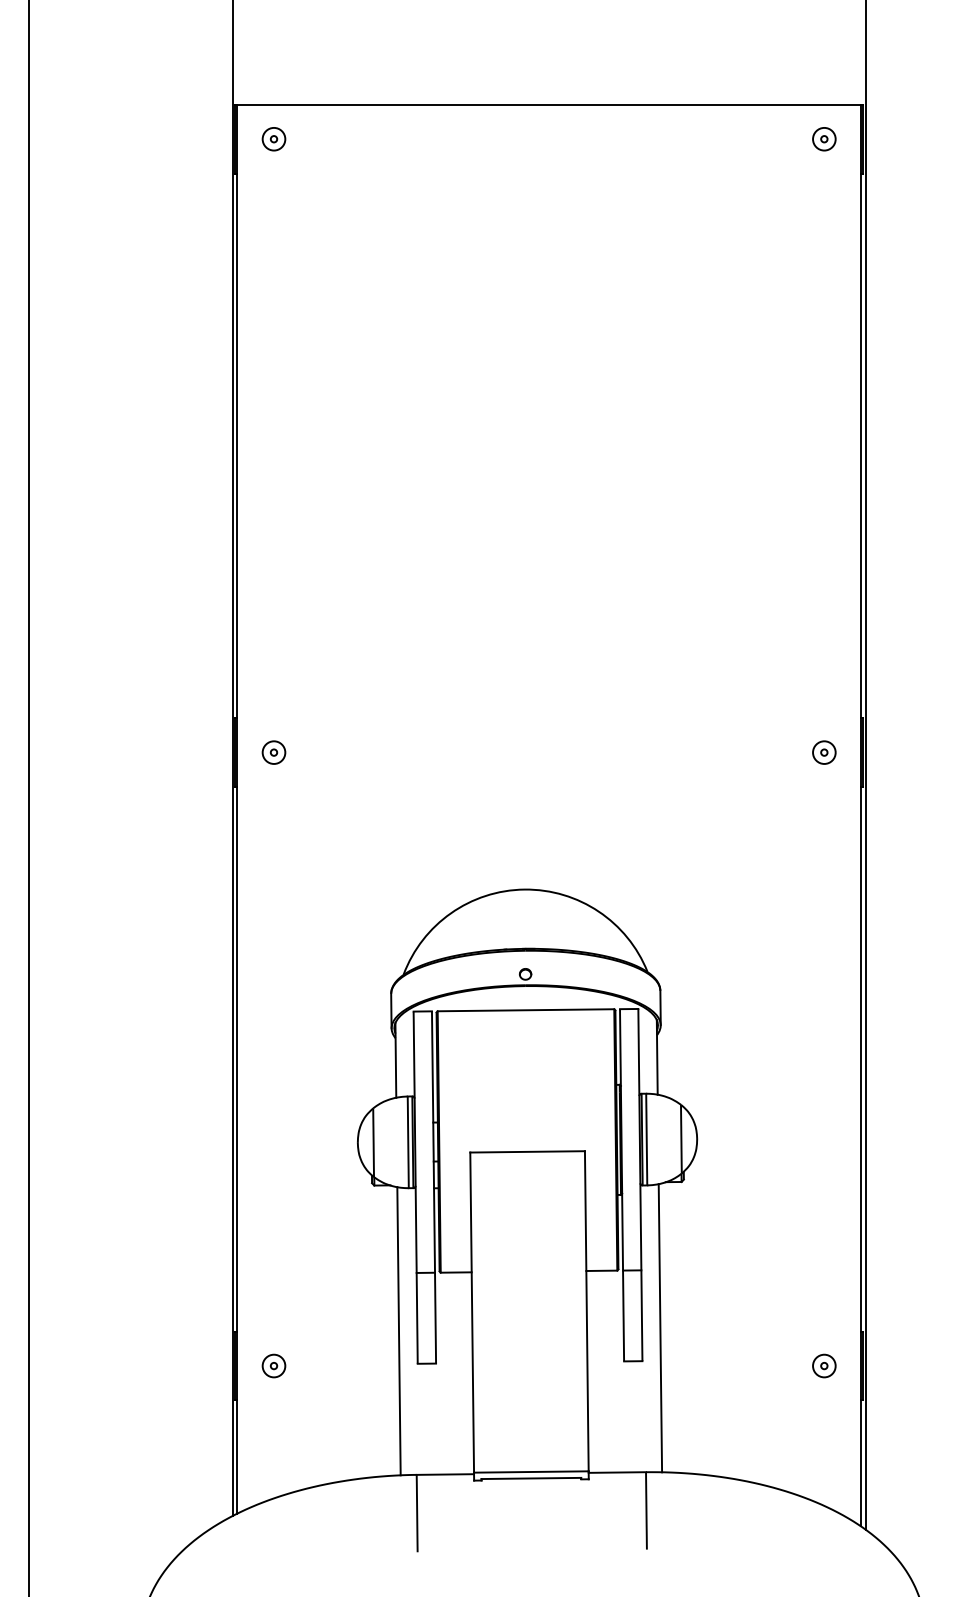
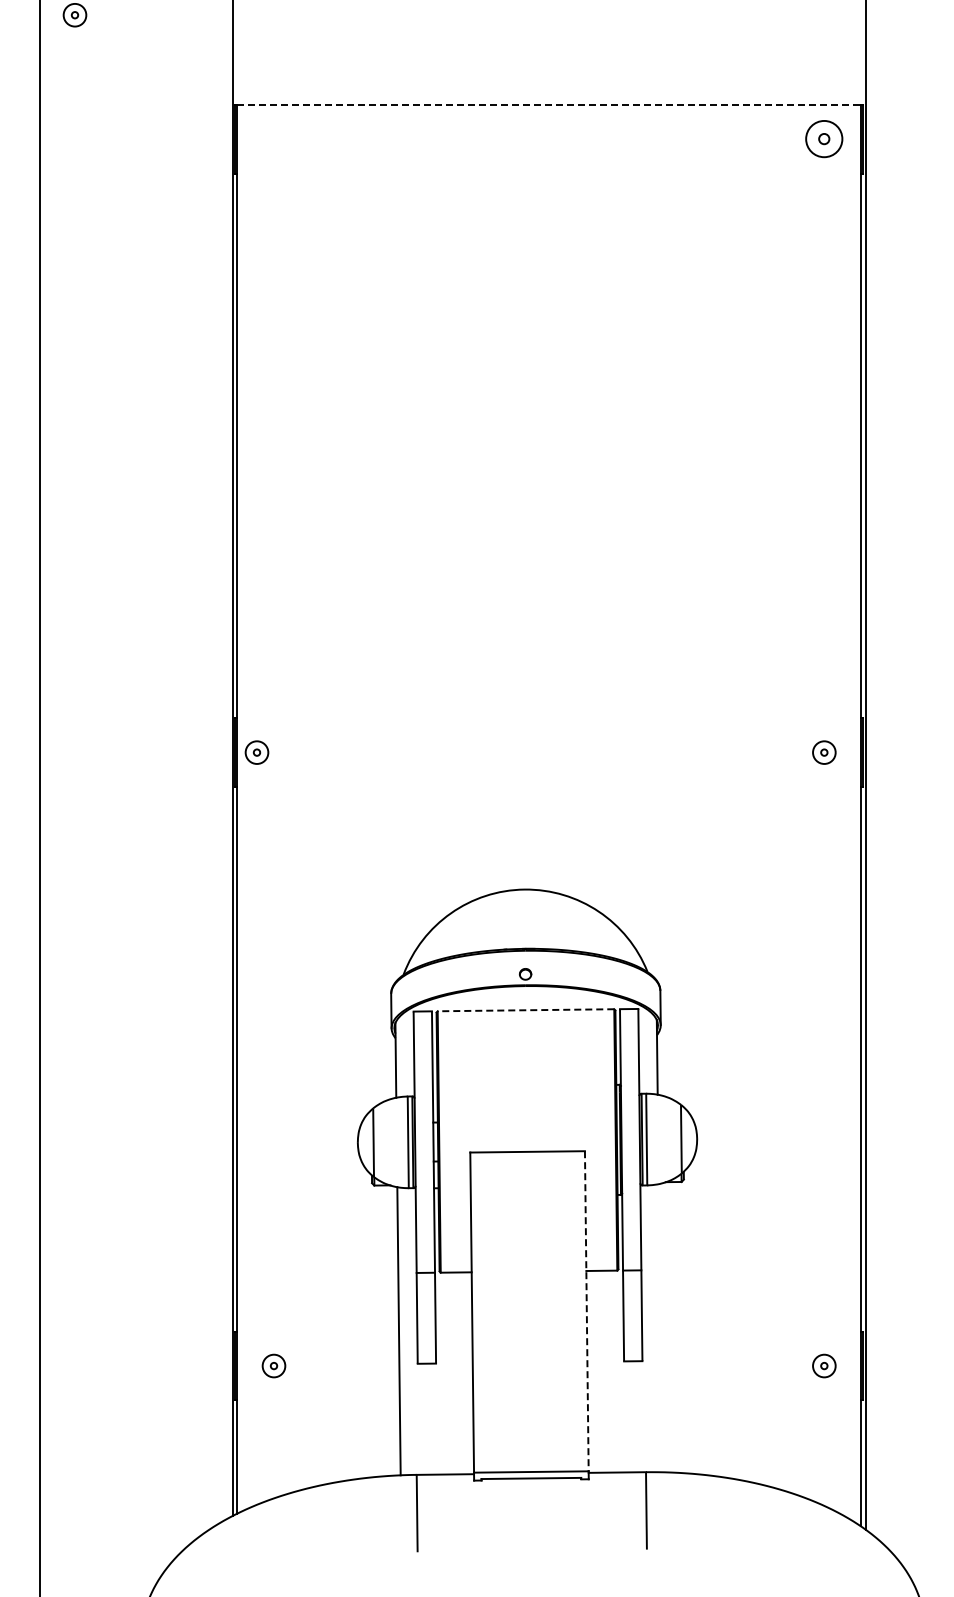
line: solid -> dashed (549, 104)
part position: (273, 139) -> (74, 15) (74, 15)
part size: 25x25 px -> 39x39 px (824, 139)
part position: (273, 752) -> (256, 752) (256, 752)
line position: (28, 797) -> (39, 797) (39, 797)
line: solid -> dashed (525, 1010)
line: solid -> dashed (586, 1311)
line: present -> none (660, 1328)
